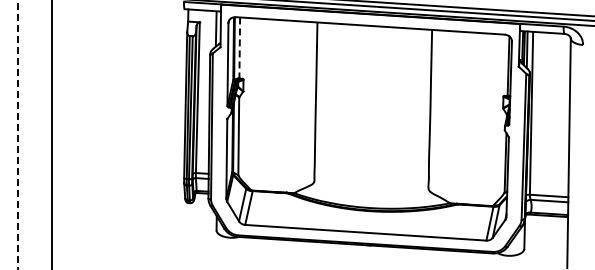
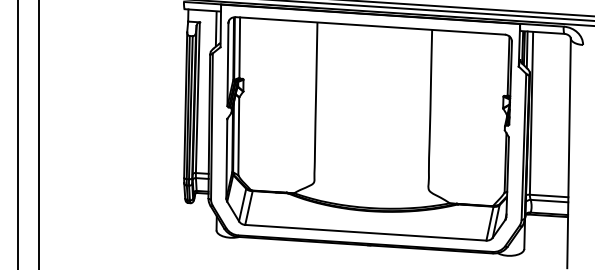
line: dashed -> solid (239, 48)
line: dashed -> solid (17, 134)
line position: (51, 134) -> (38, 134) (38, 134)
